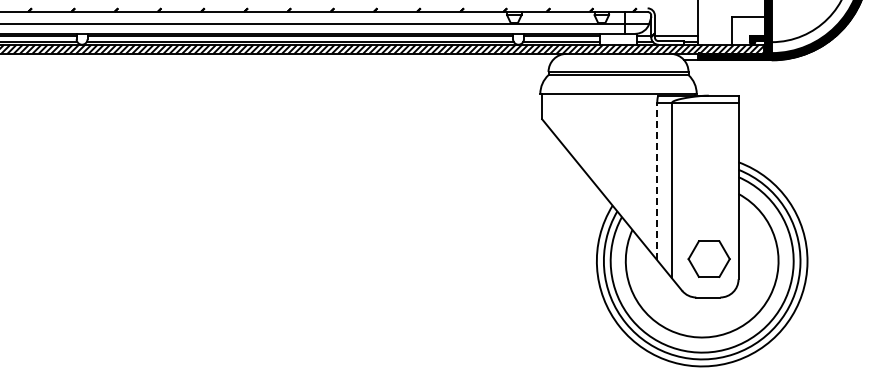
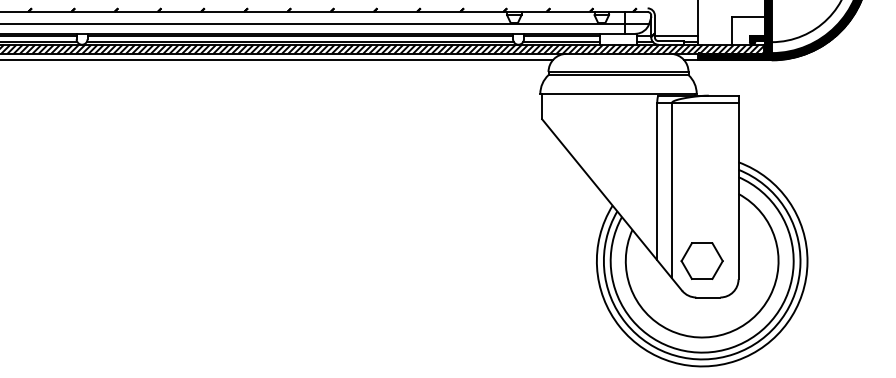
line: none -> present (277, 60)
line: dashed -> solid (657, 181)
part position: (708, 258) -> (701, 260) (701, 260)
